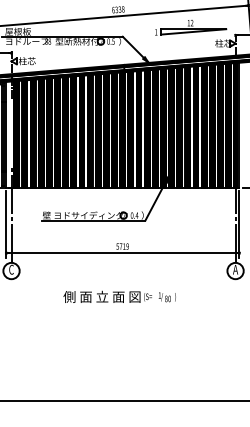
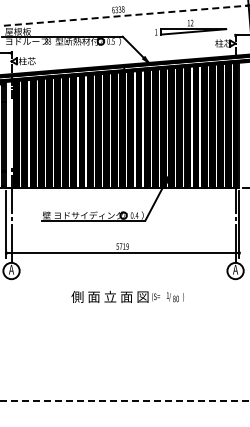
line: solid -> dashed (124, 15)
text: C -> A (11, 269)
text position: (119, 296) -> (127, 296) (127, 296)
line: solid -> dashed (125, 400)
